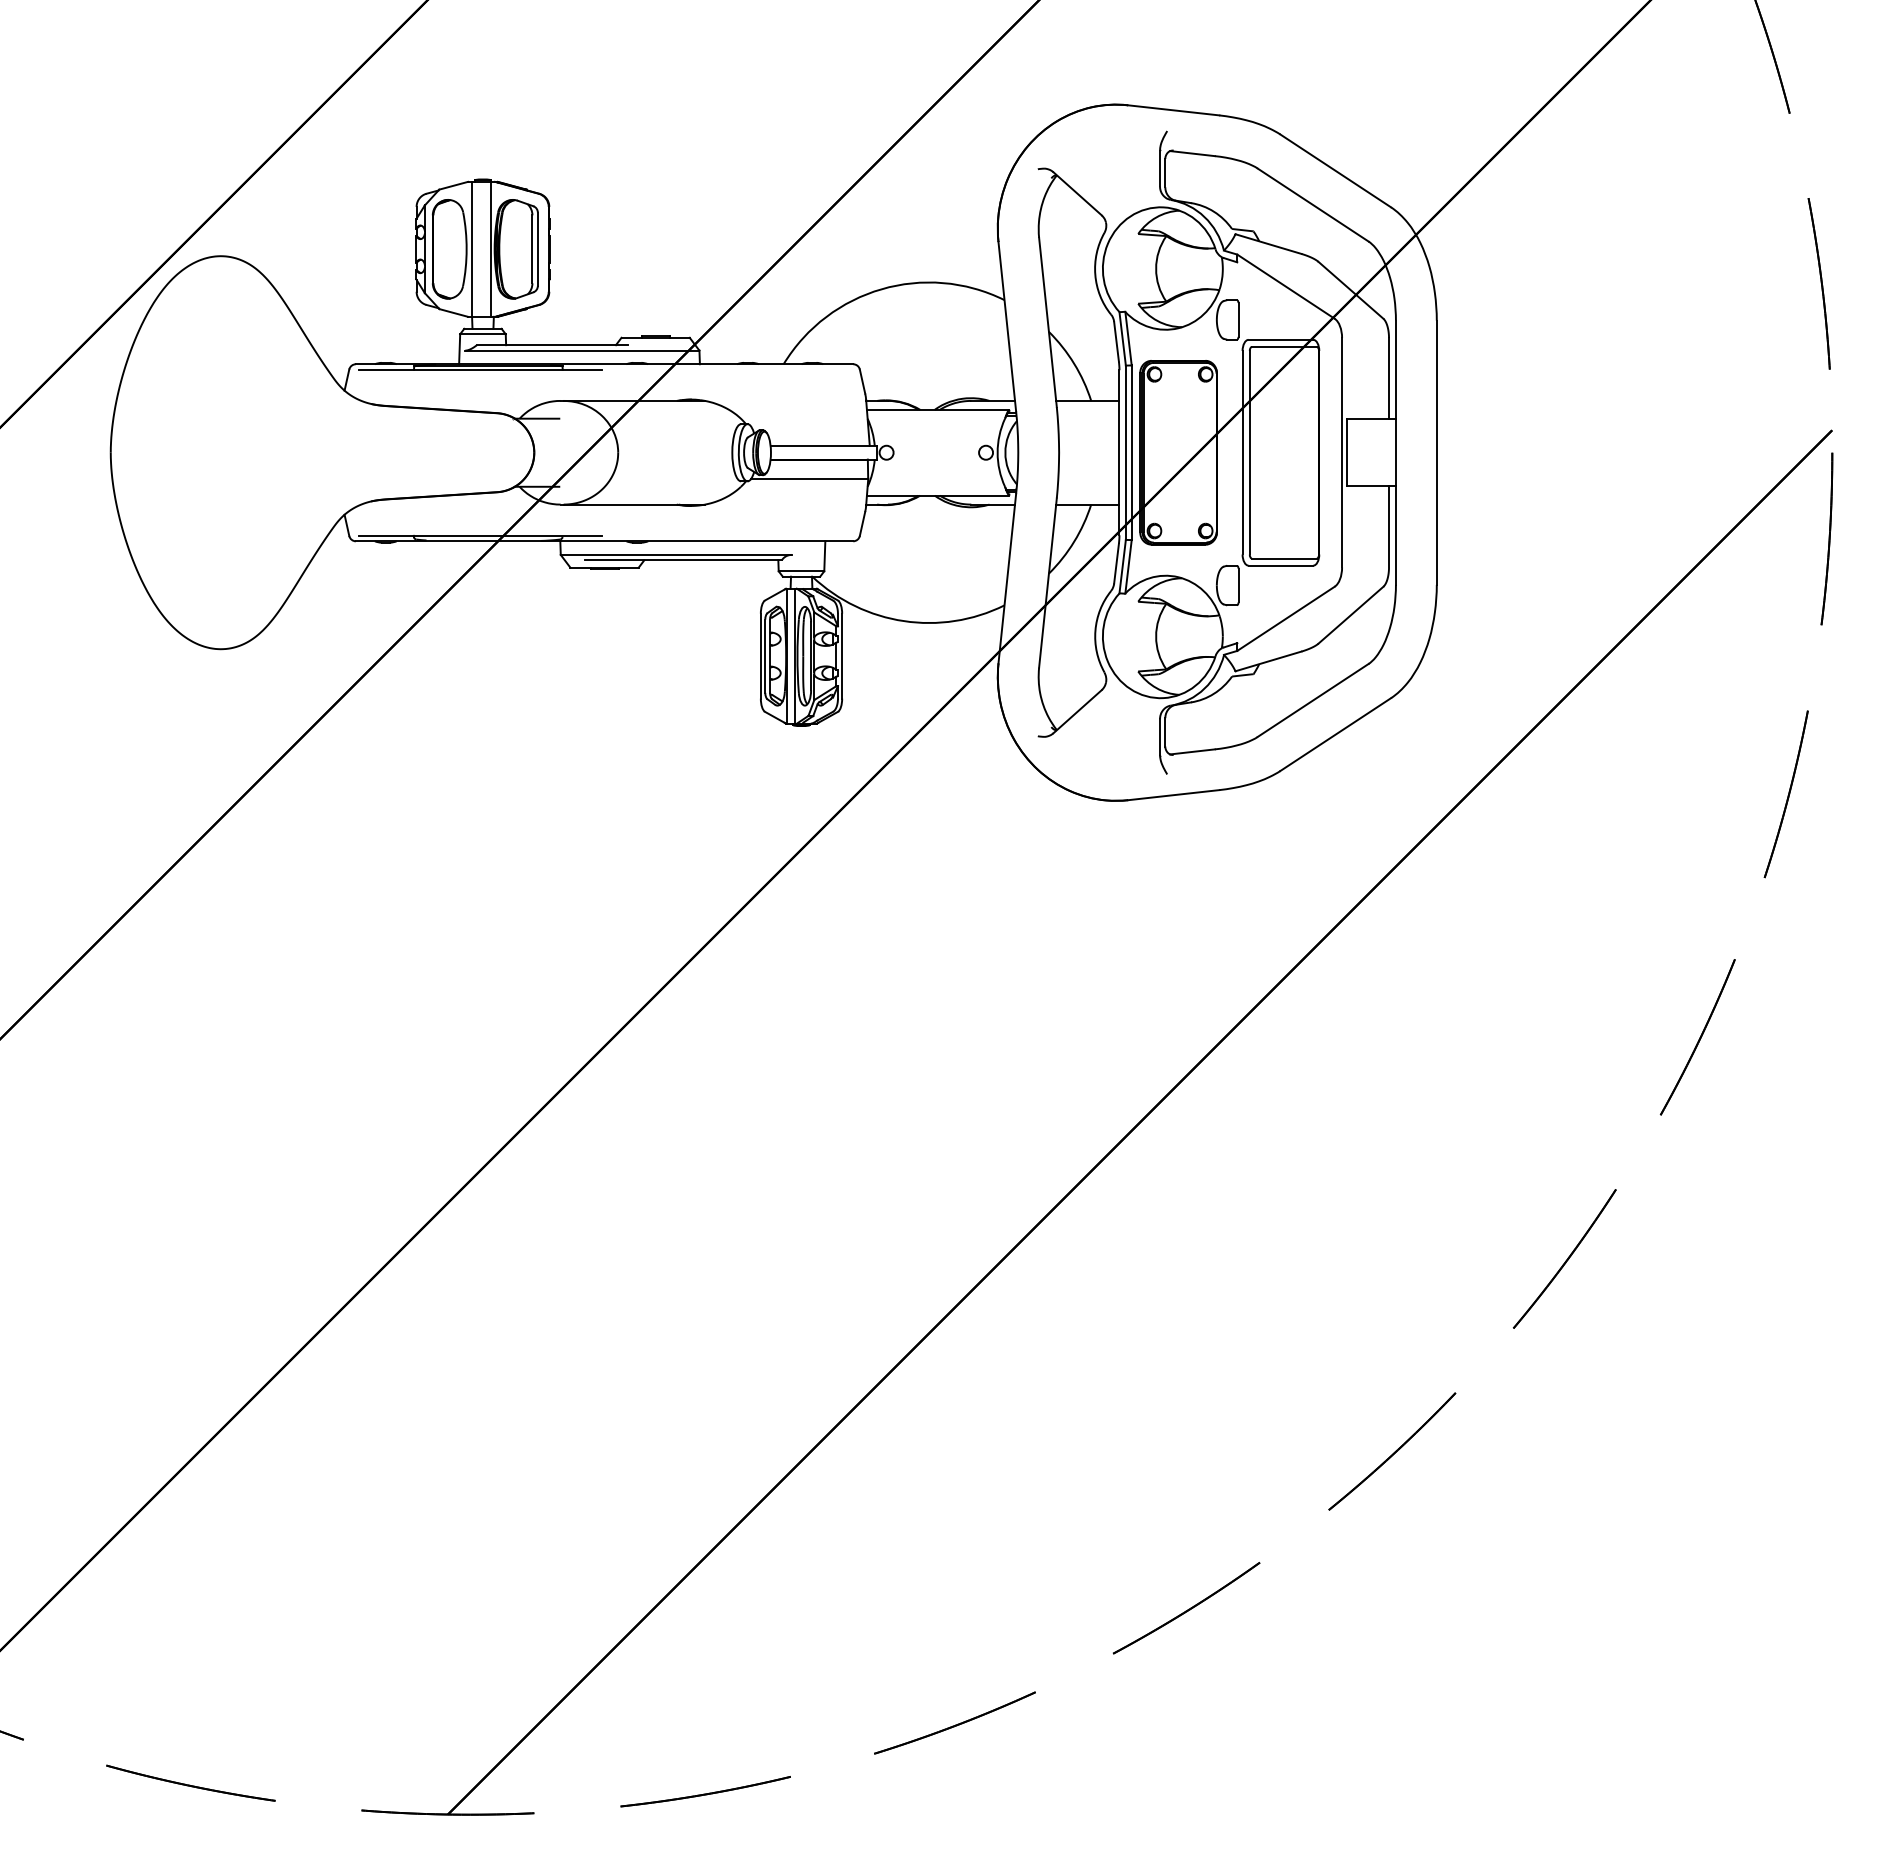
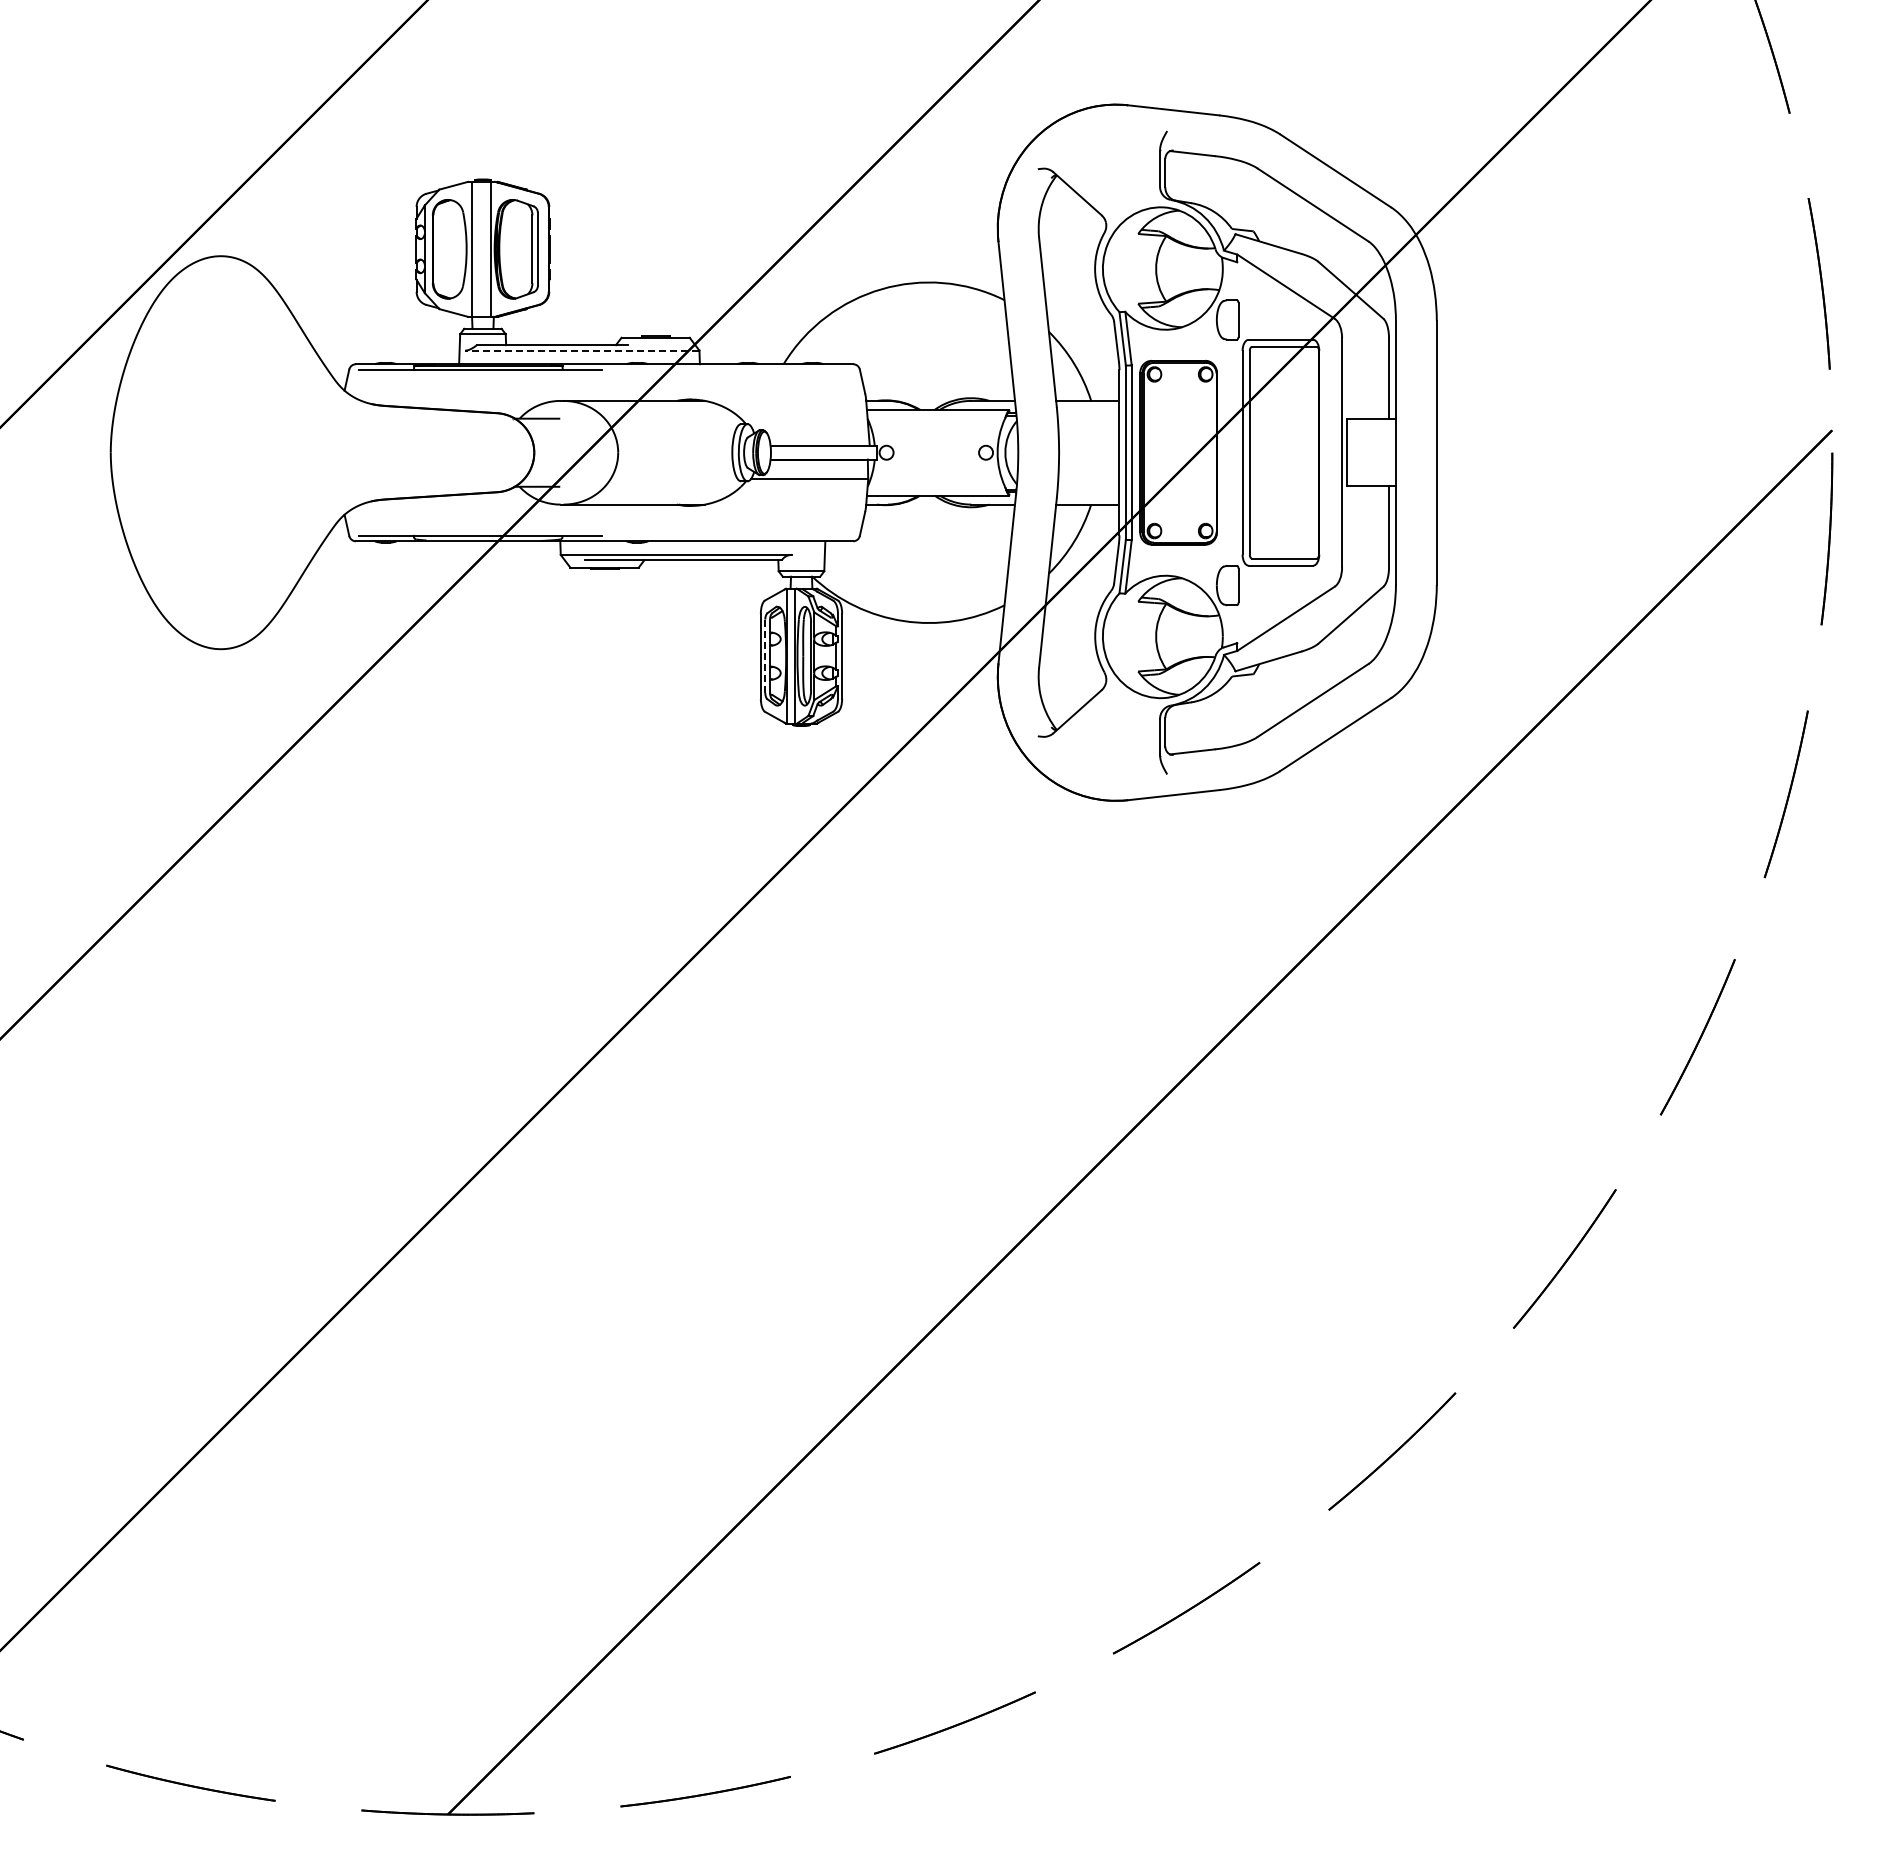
line: solid -> dashed (581, 350)
line: solid -> dashed (765, 656)
